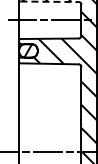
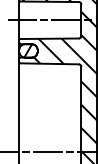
line: dashed -> solid (50, 1)
